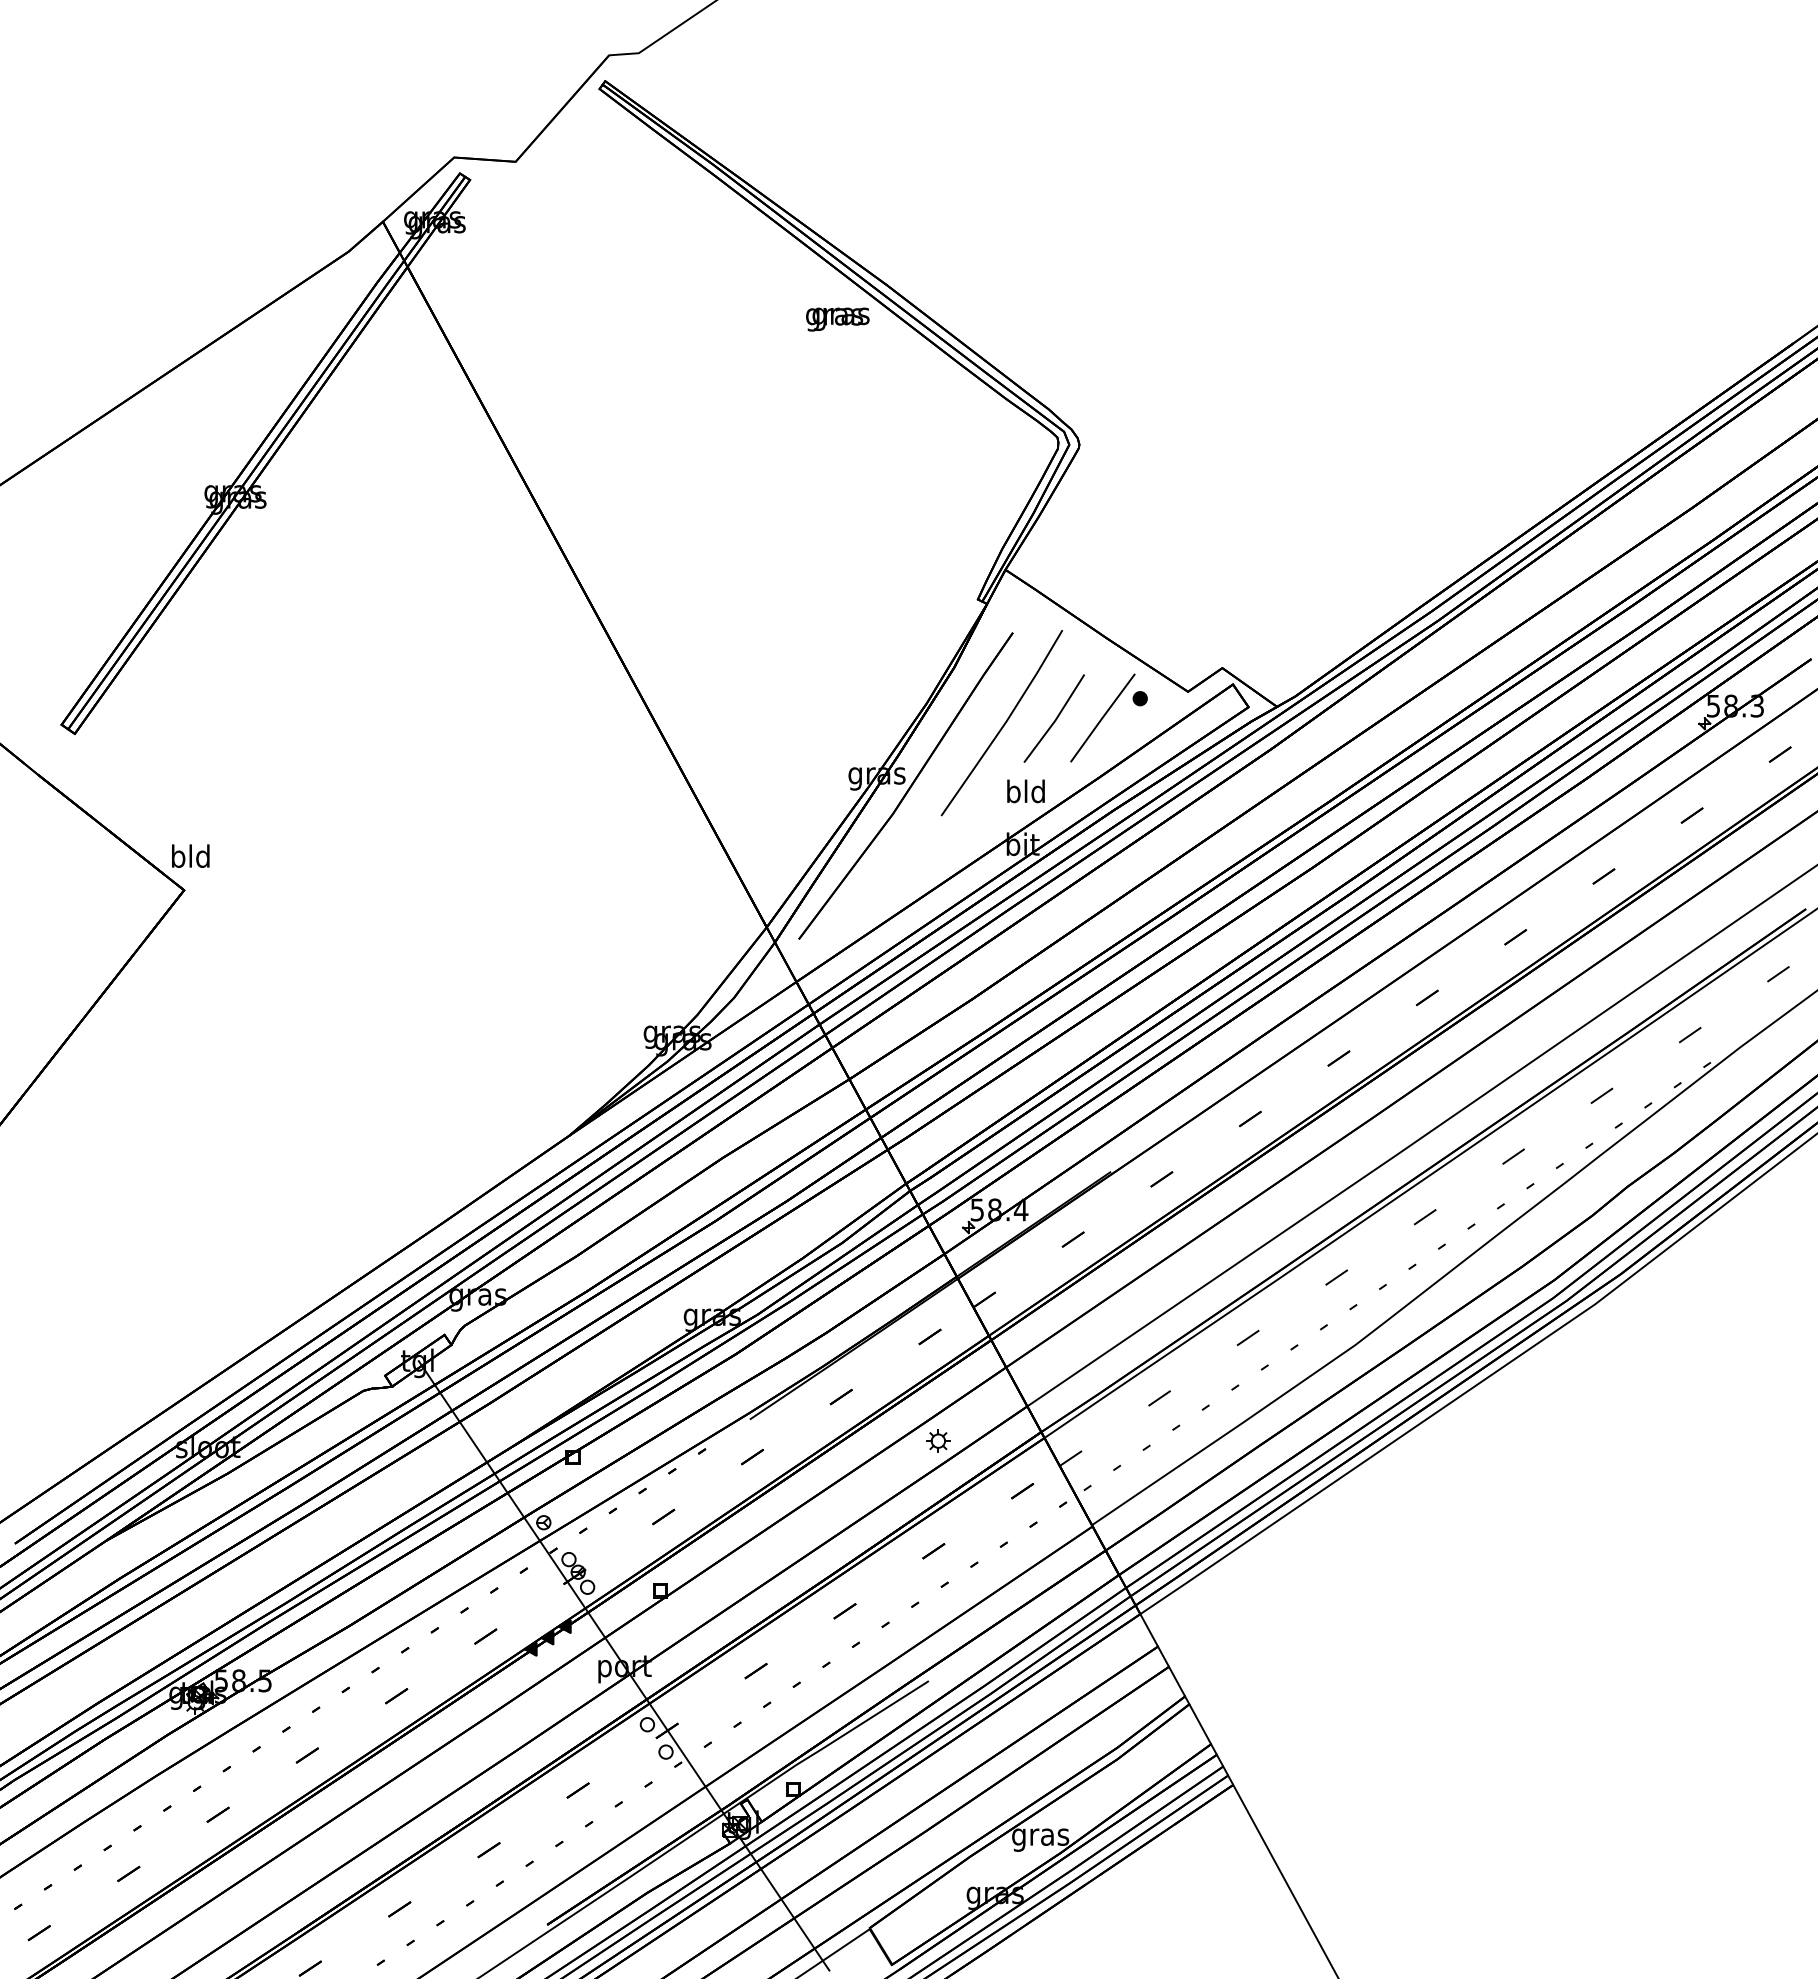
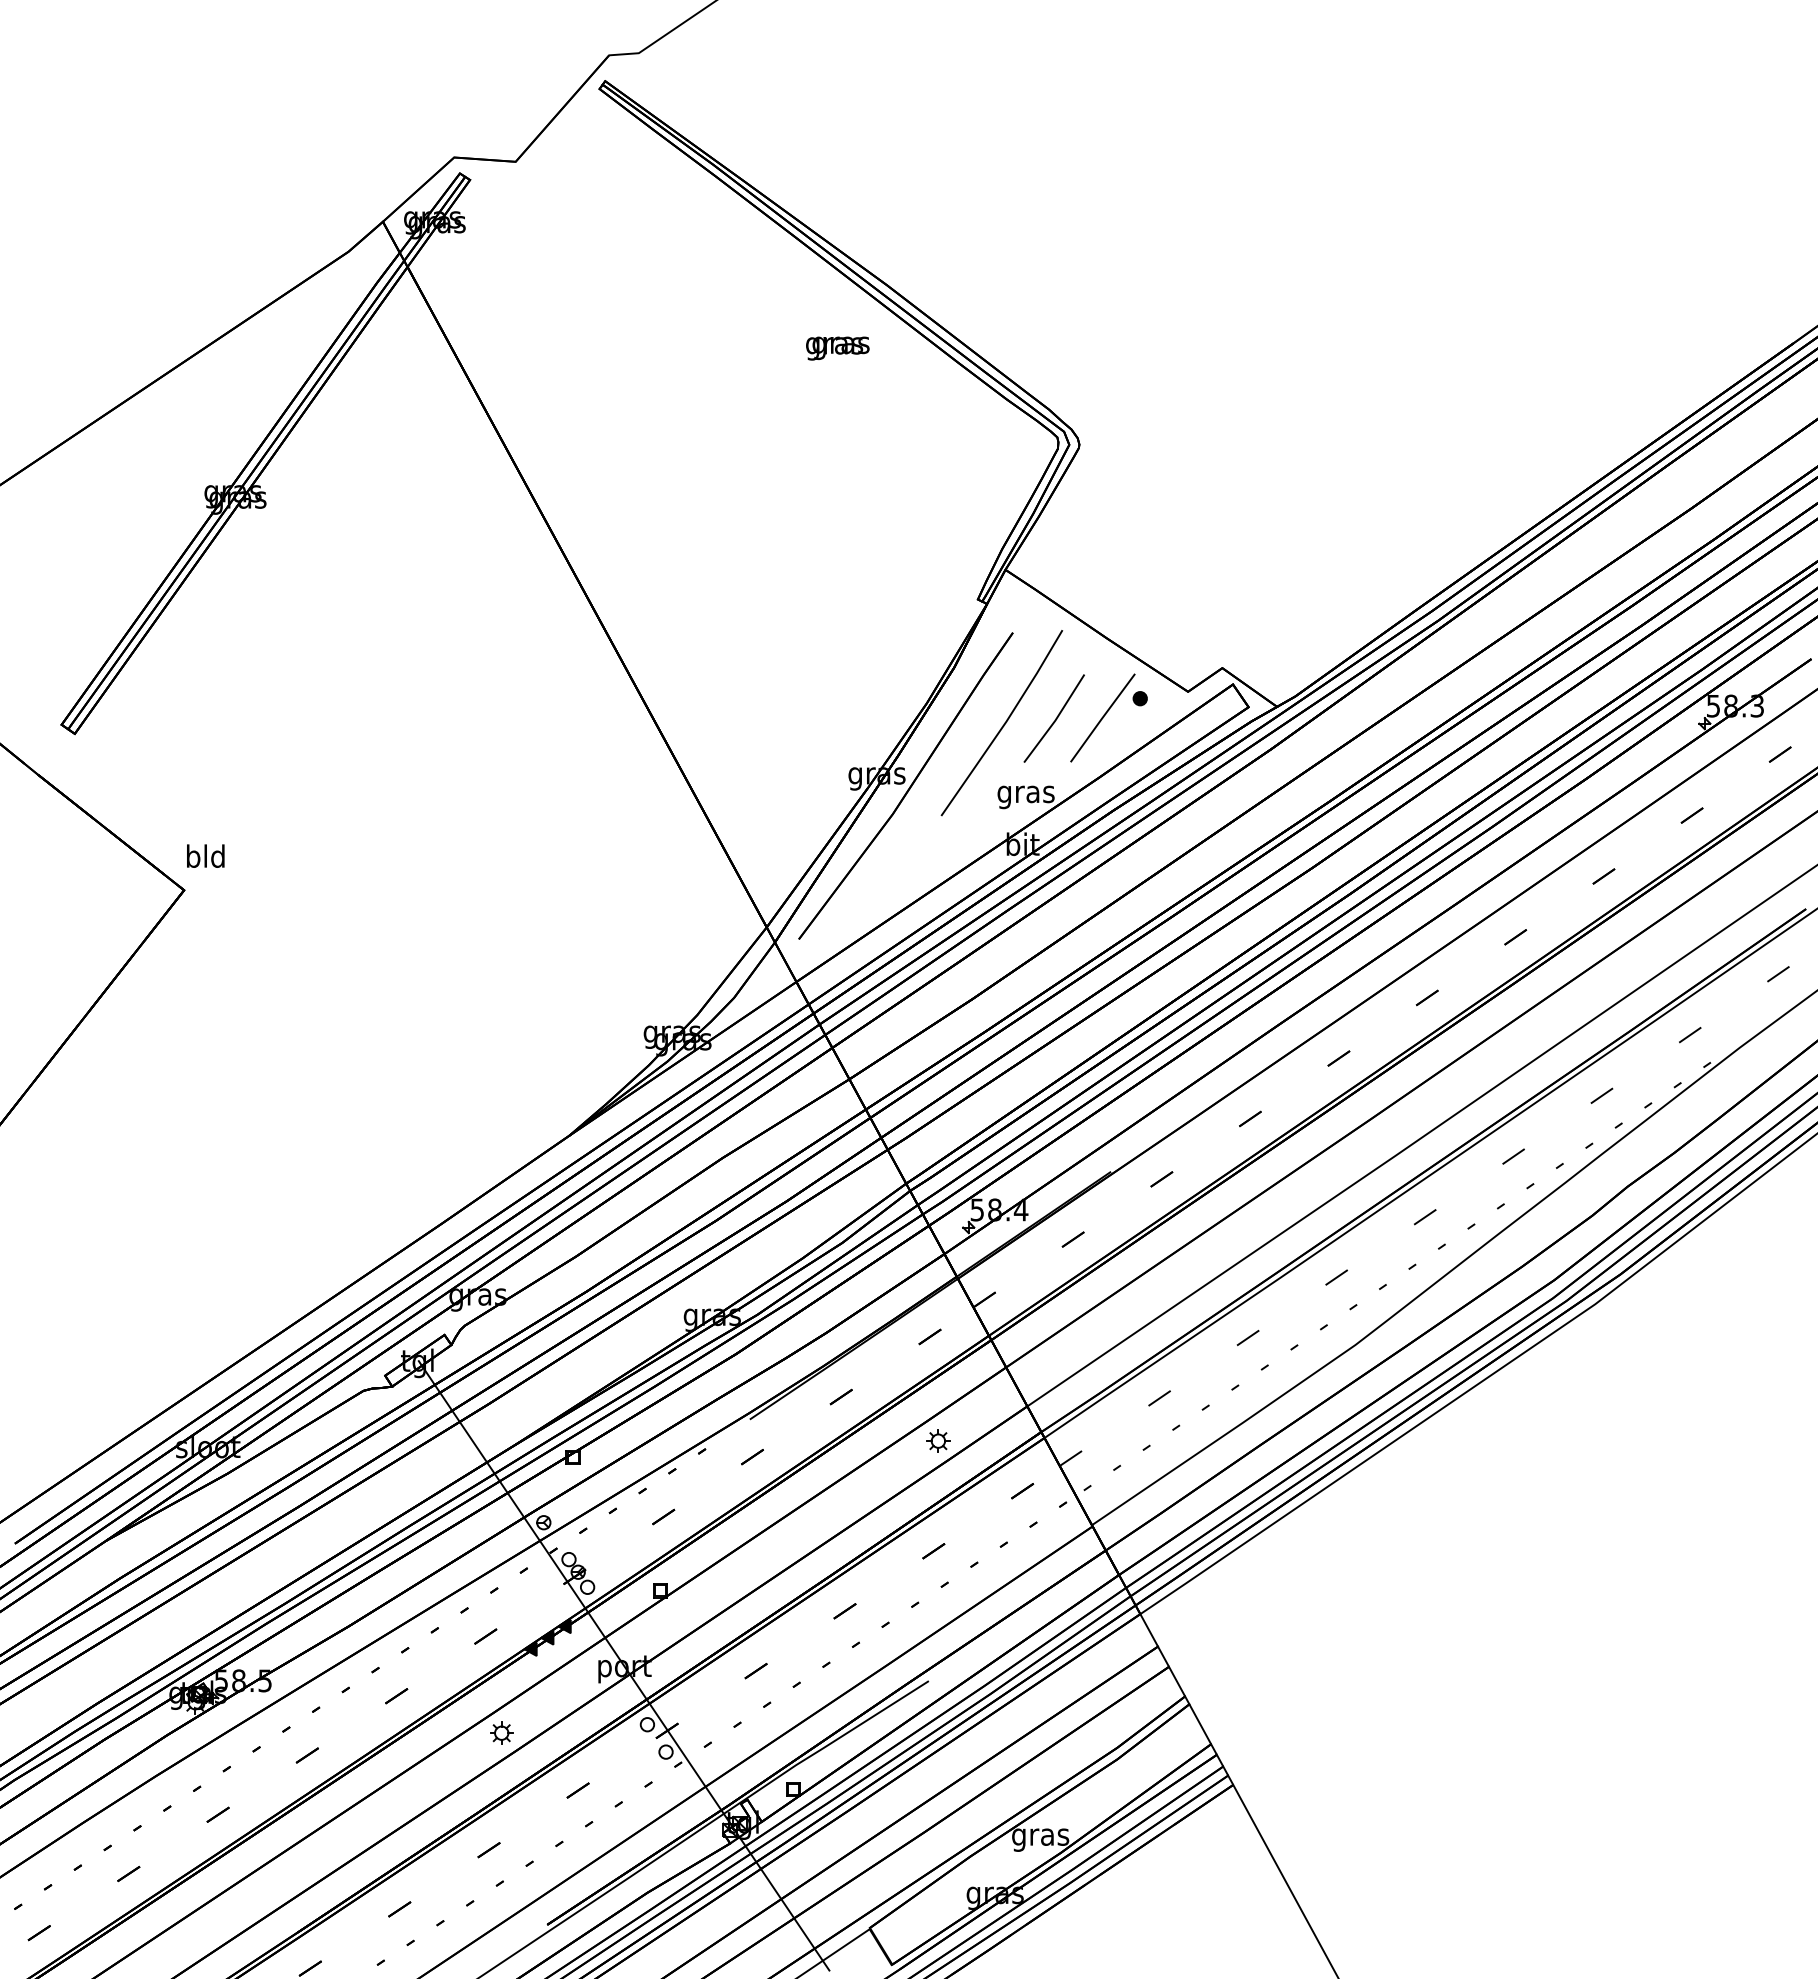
text position: (837, 319) -> (837, 348) (837, 348)
text: bld -> gras (1025, 794)
text position: (190, 855) -> (205, 855) (205, 855)
part: none -> present (501, 1732)
